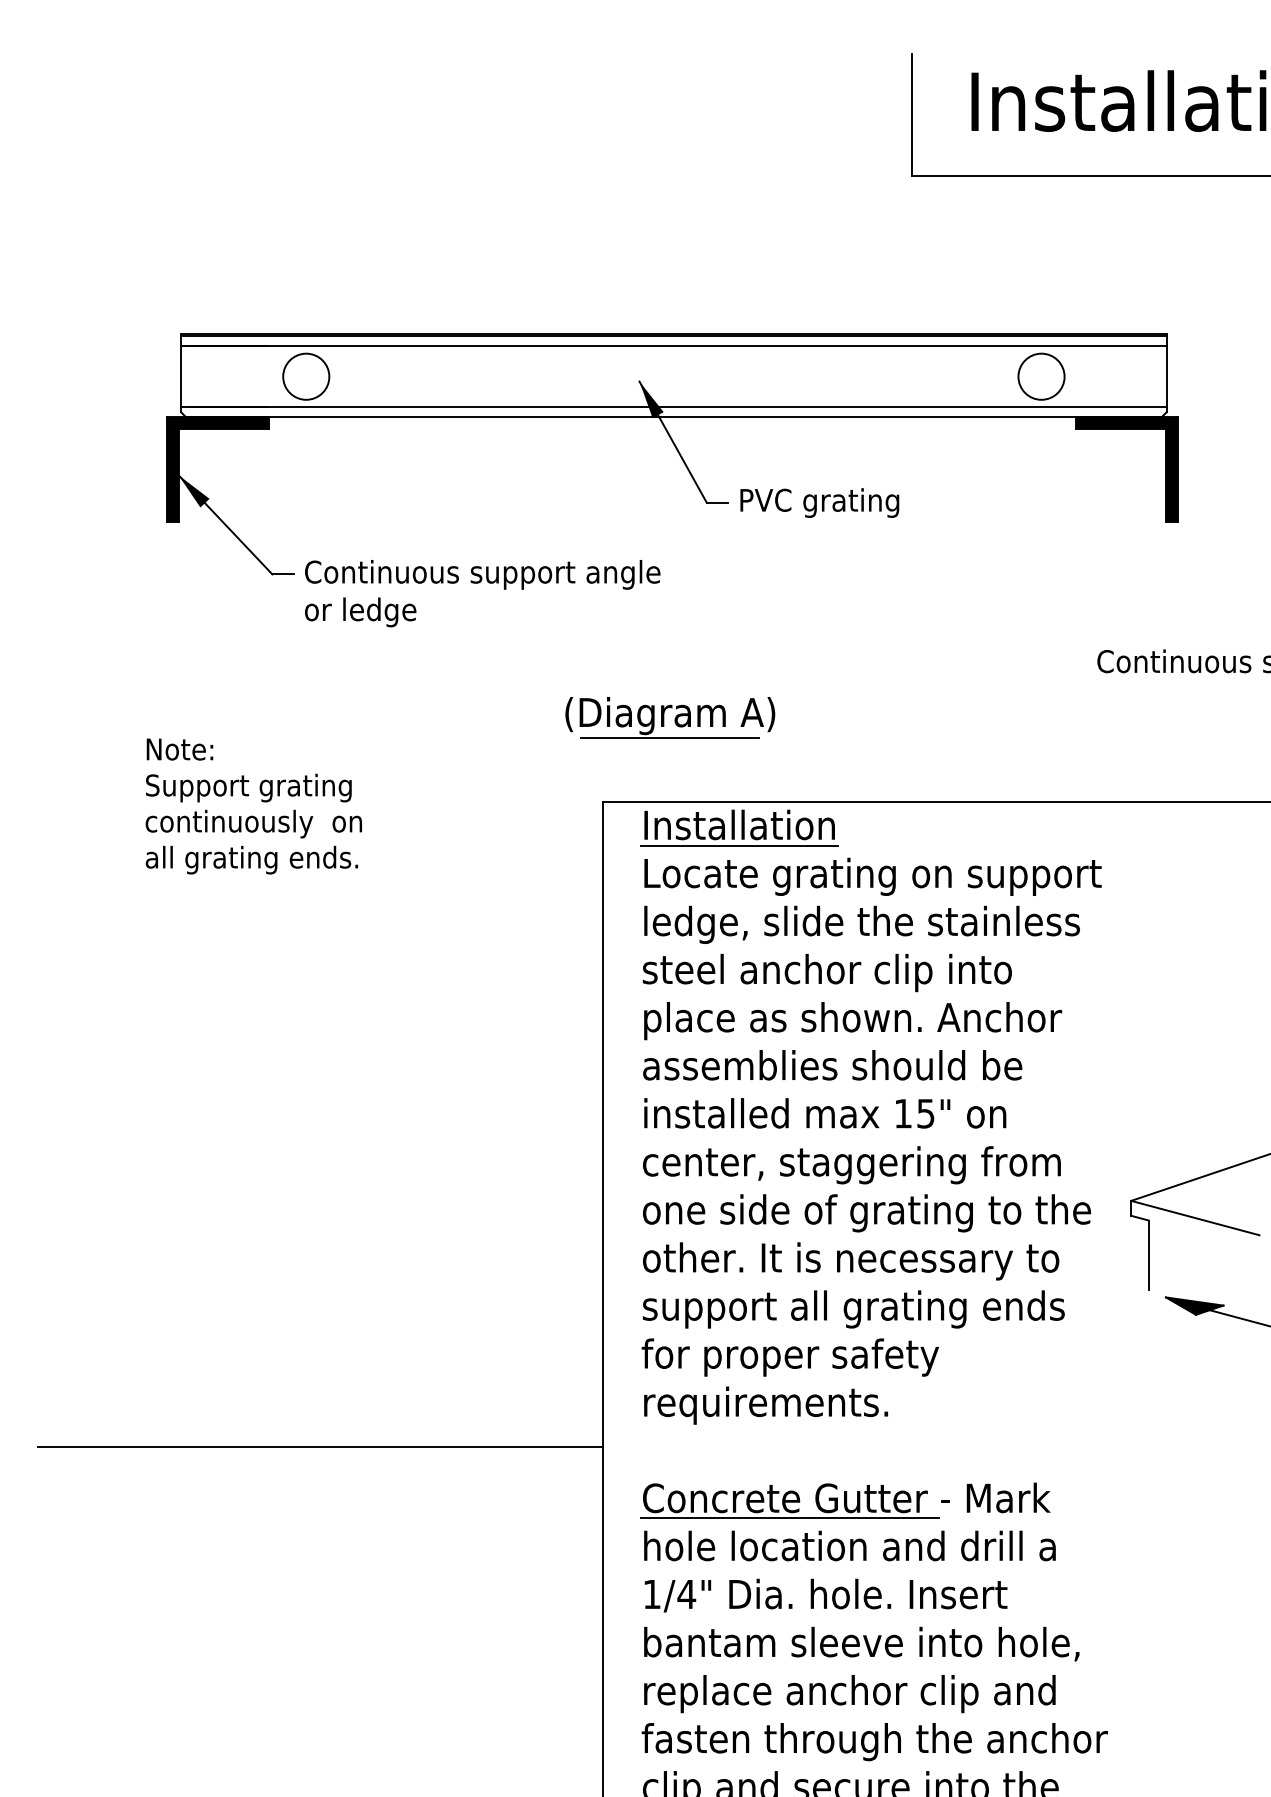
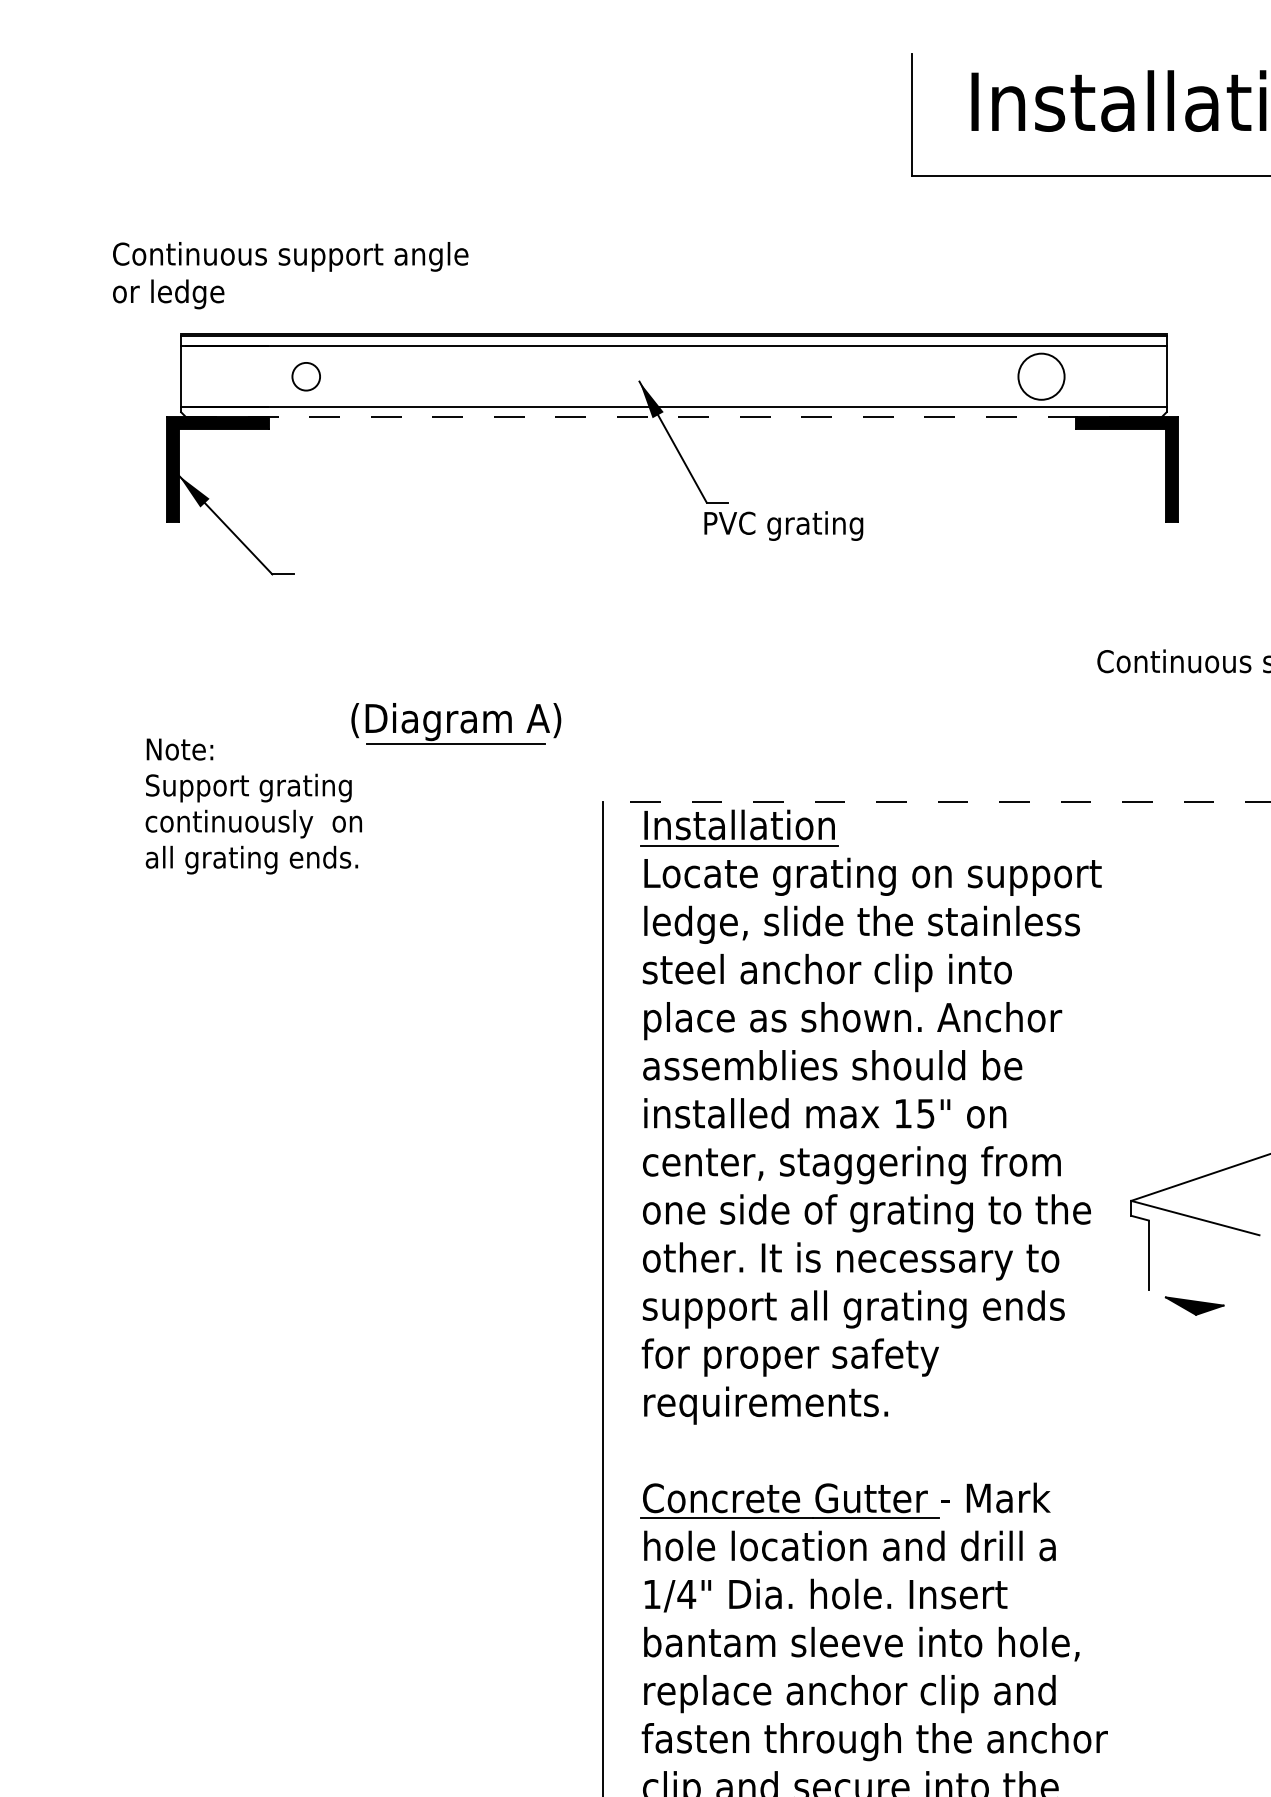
circle diameter: 46 px -> 28 px (306, 376)
line: solid -> dashed (673, 417)
text position: (819, 502) -> (783, 525) (783, 525)
text position: (482, 593) -> (290, 275) (290, 275)
part position: (670, 717) -> (456, 723) (456, 723)
line: solid -> dashed (936, 802)
line: present -> none (1238, 1317)
line: present -> none (320, 1447)
